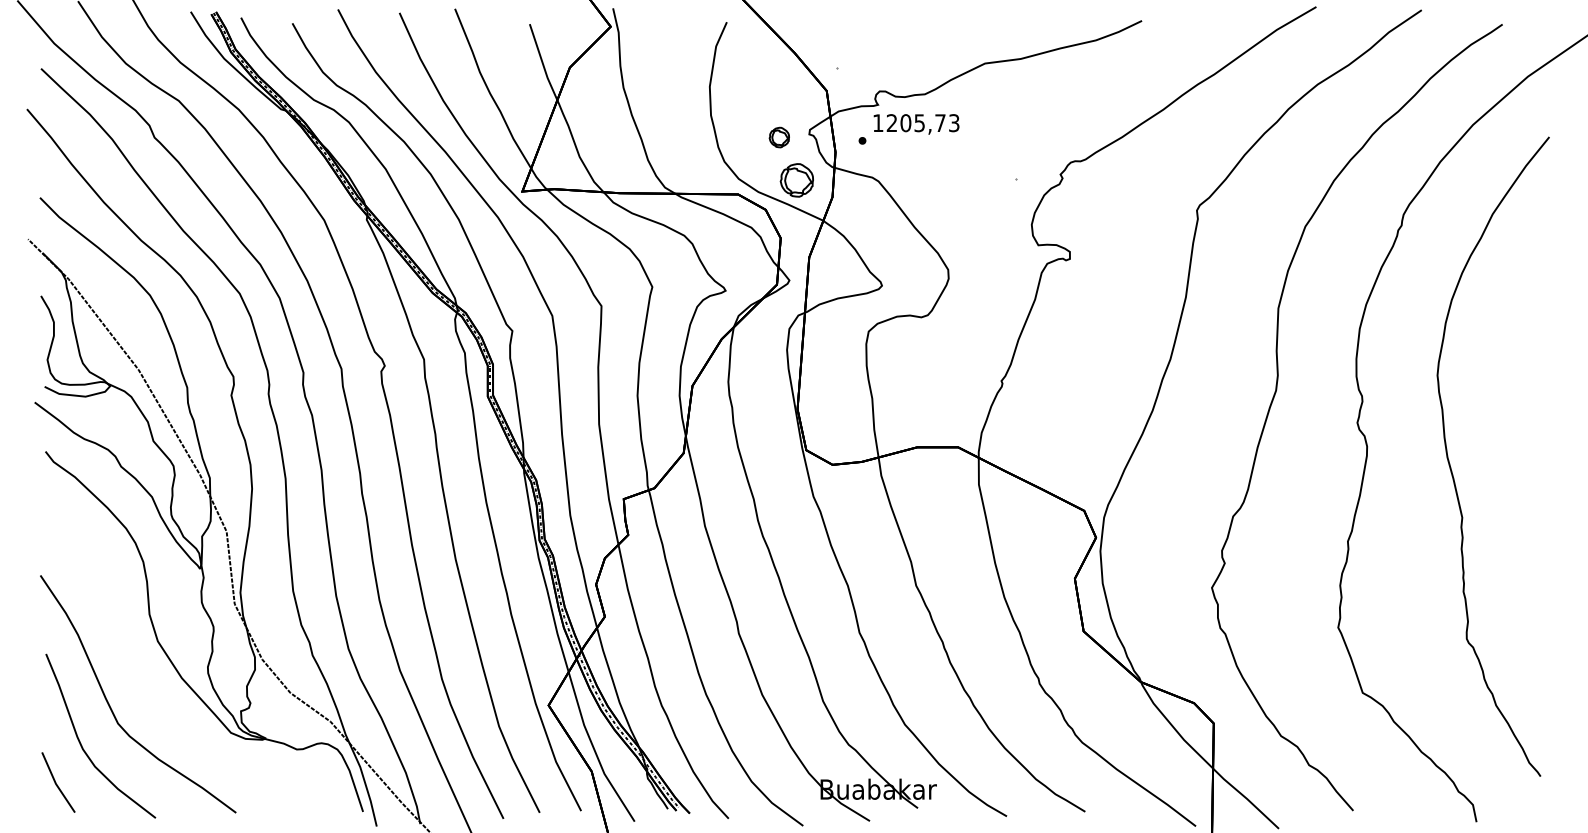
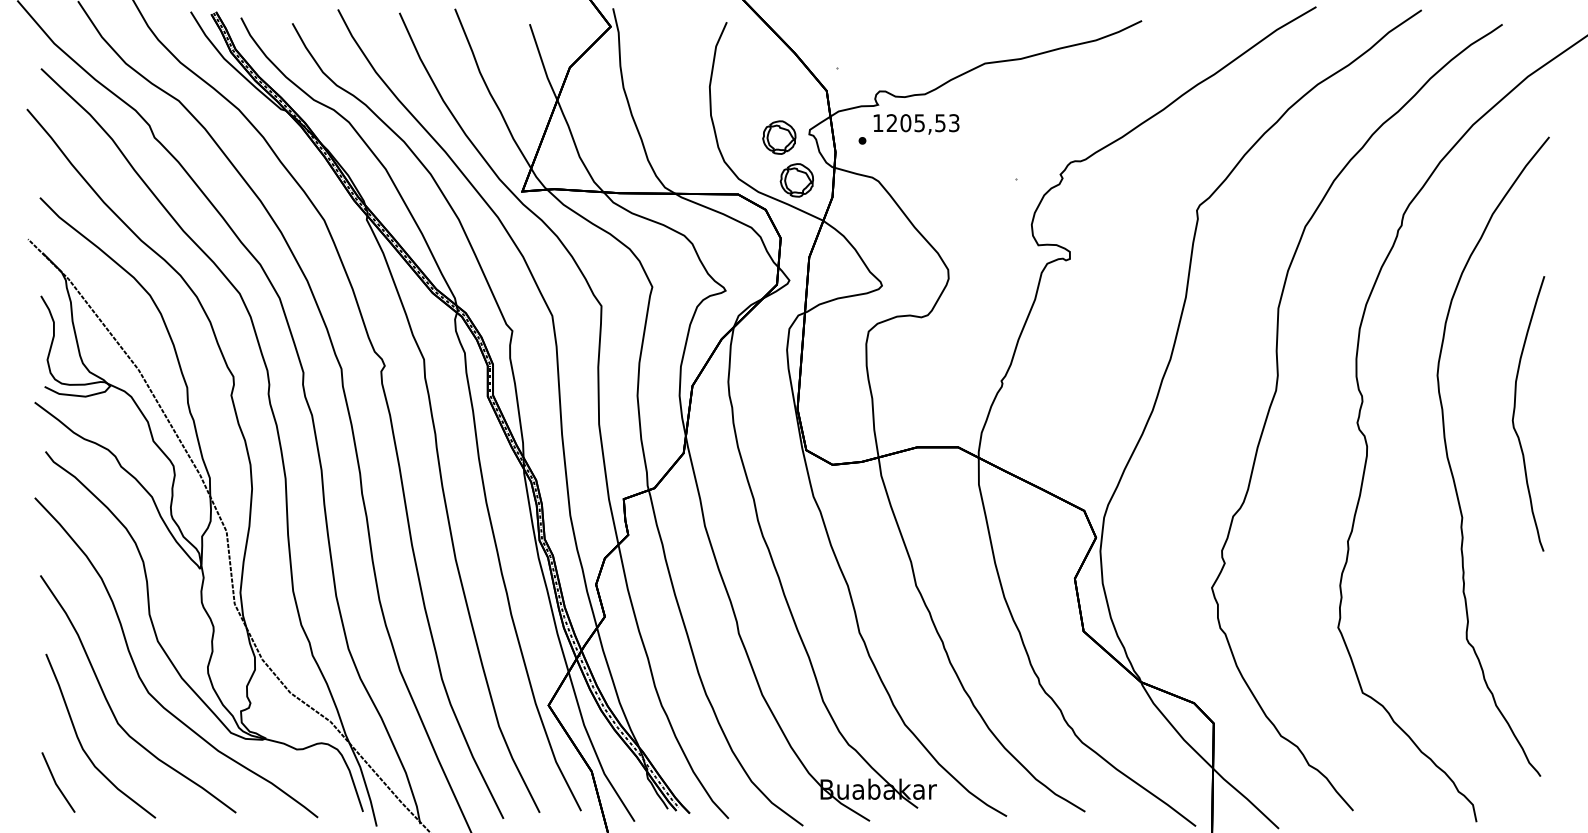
text: 1205,73 -> 1205,53 (940, 123)
part size: 22x23 px -> 35x35 px (779, 137)
curve: none -> present (1515, 410)
curve: none -> present (138, 671)
